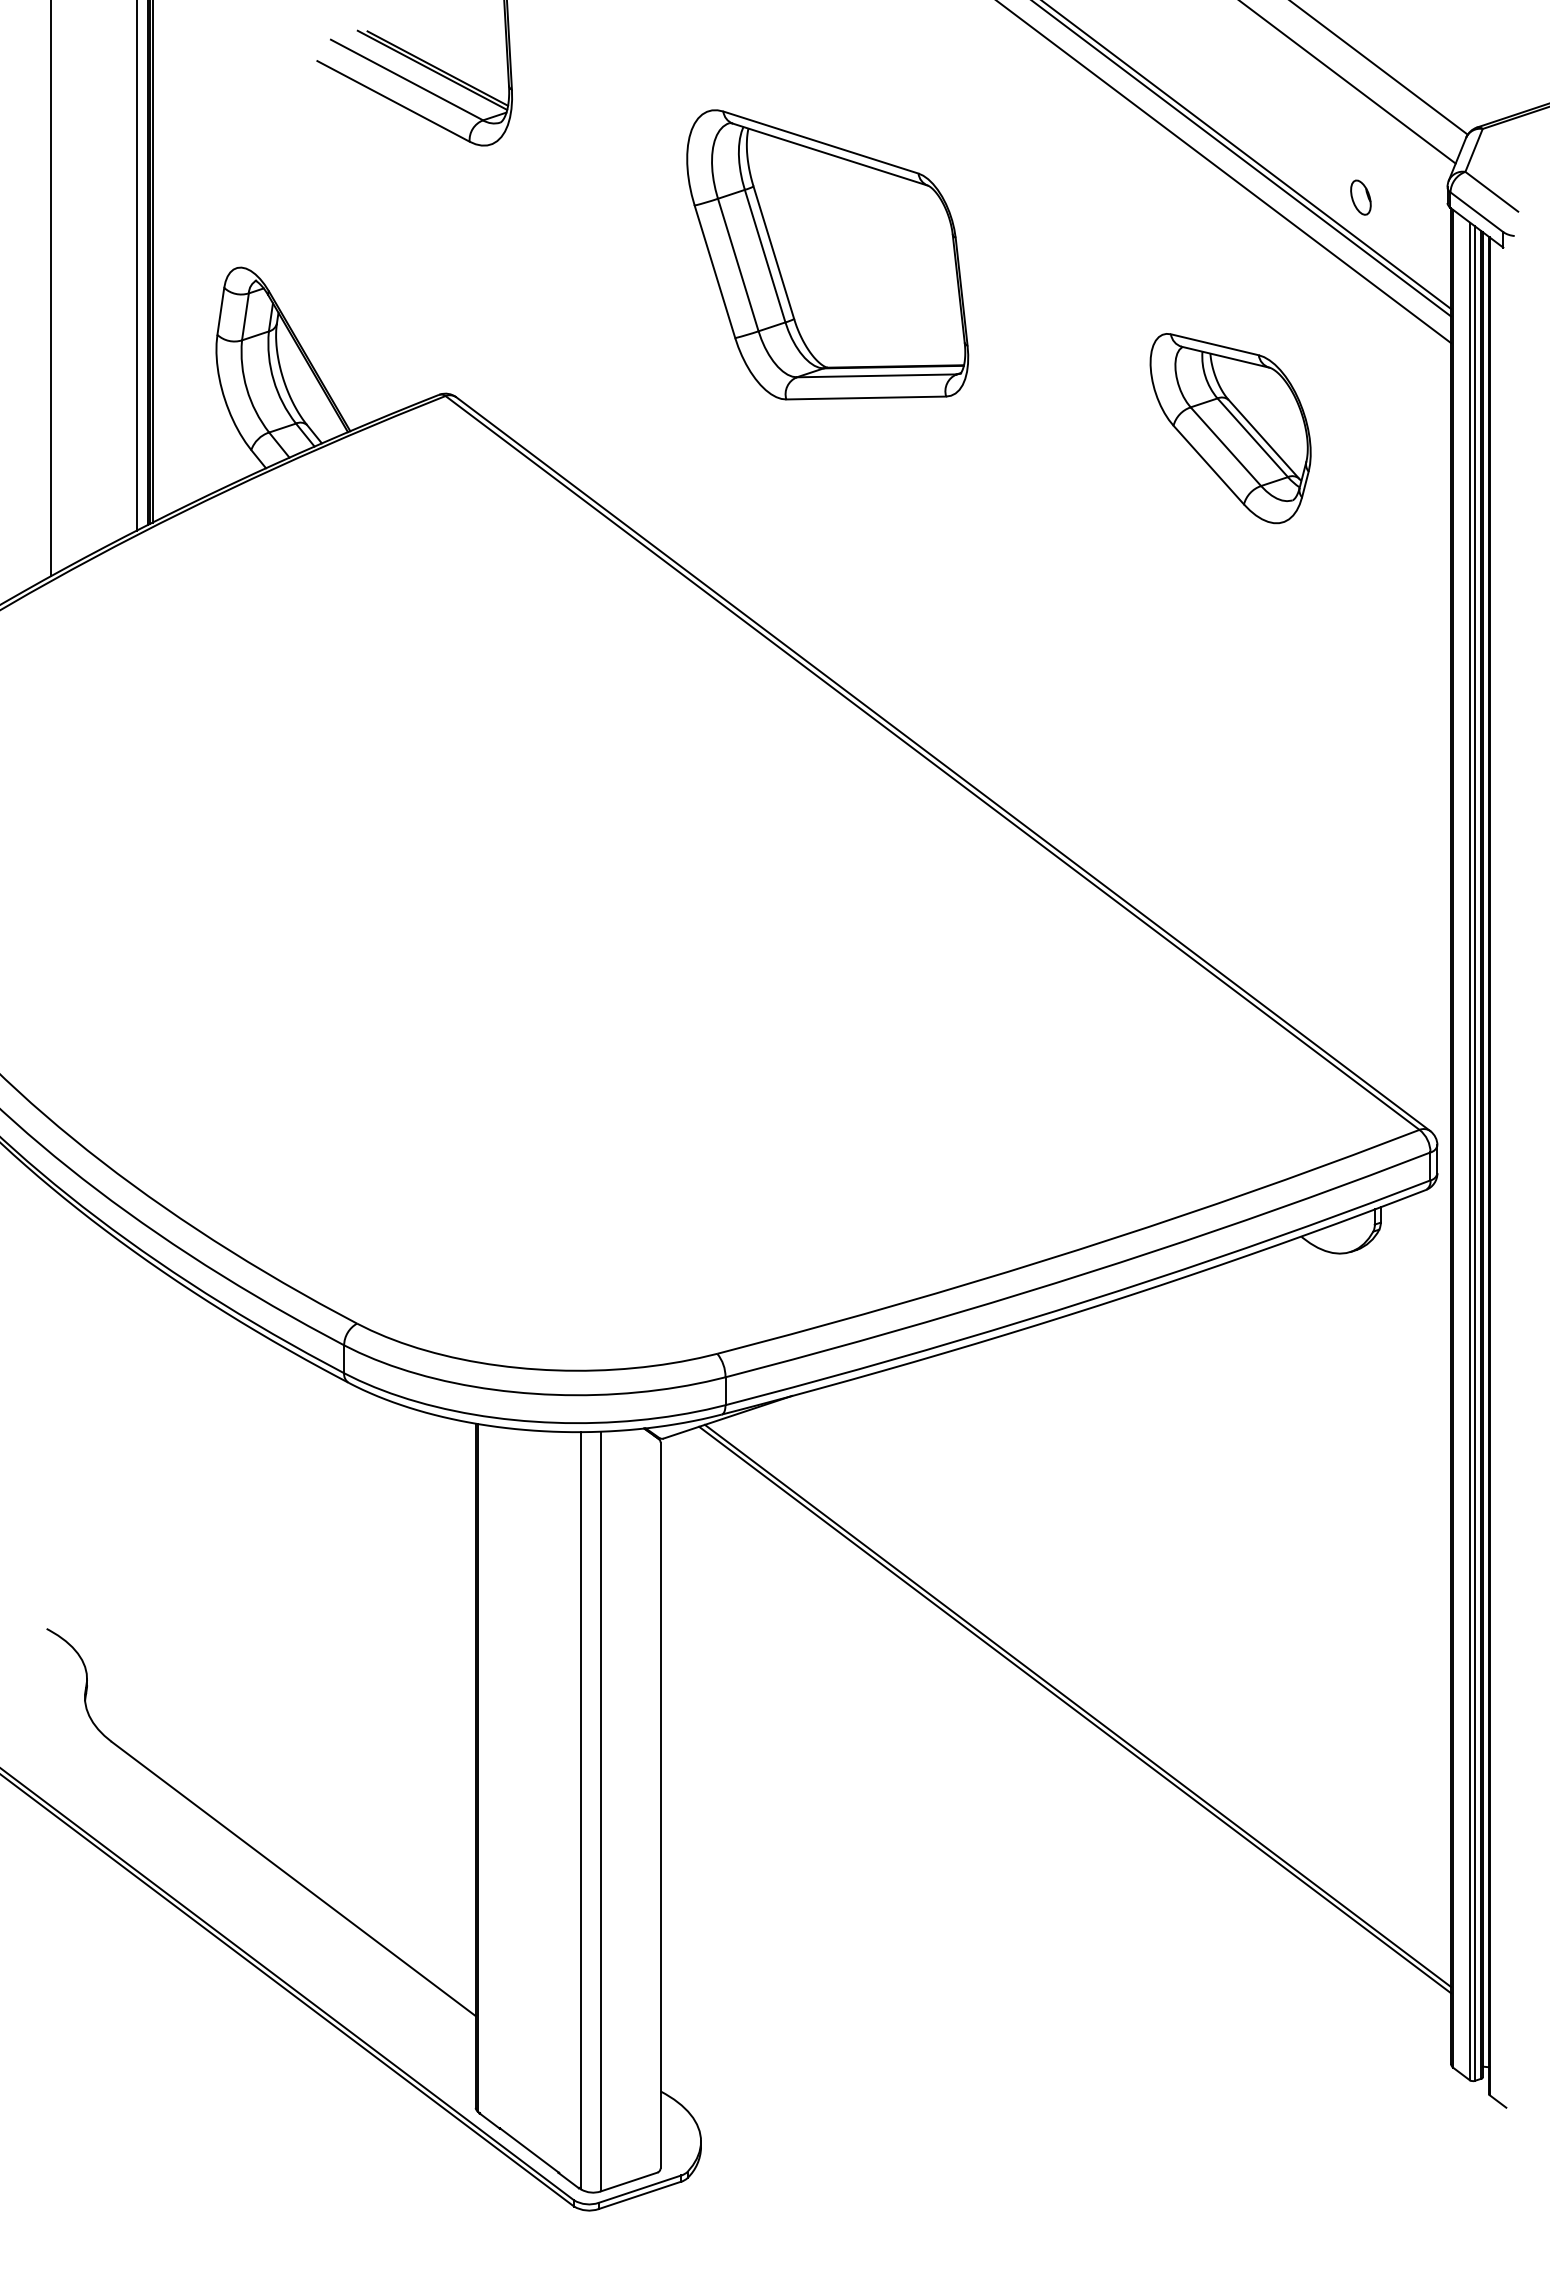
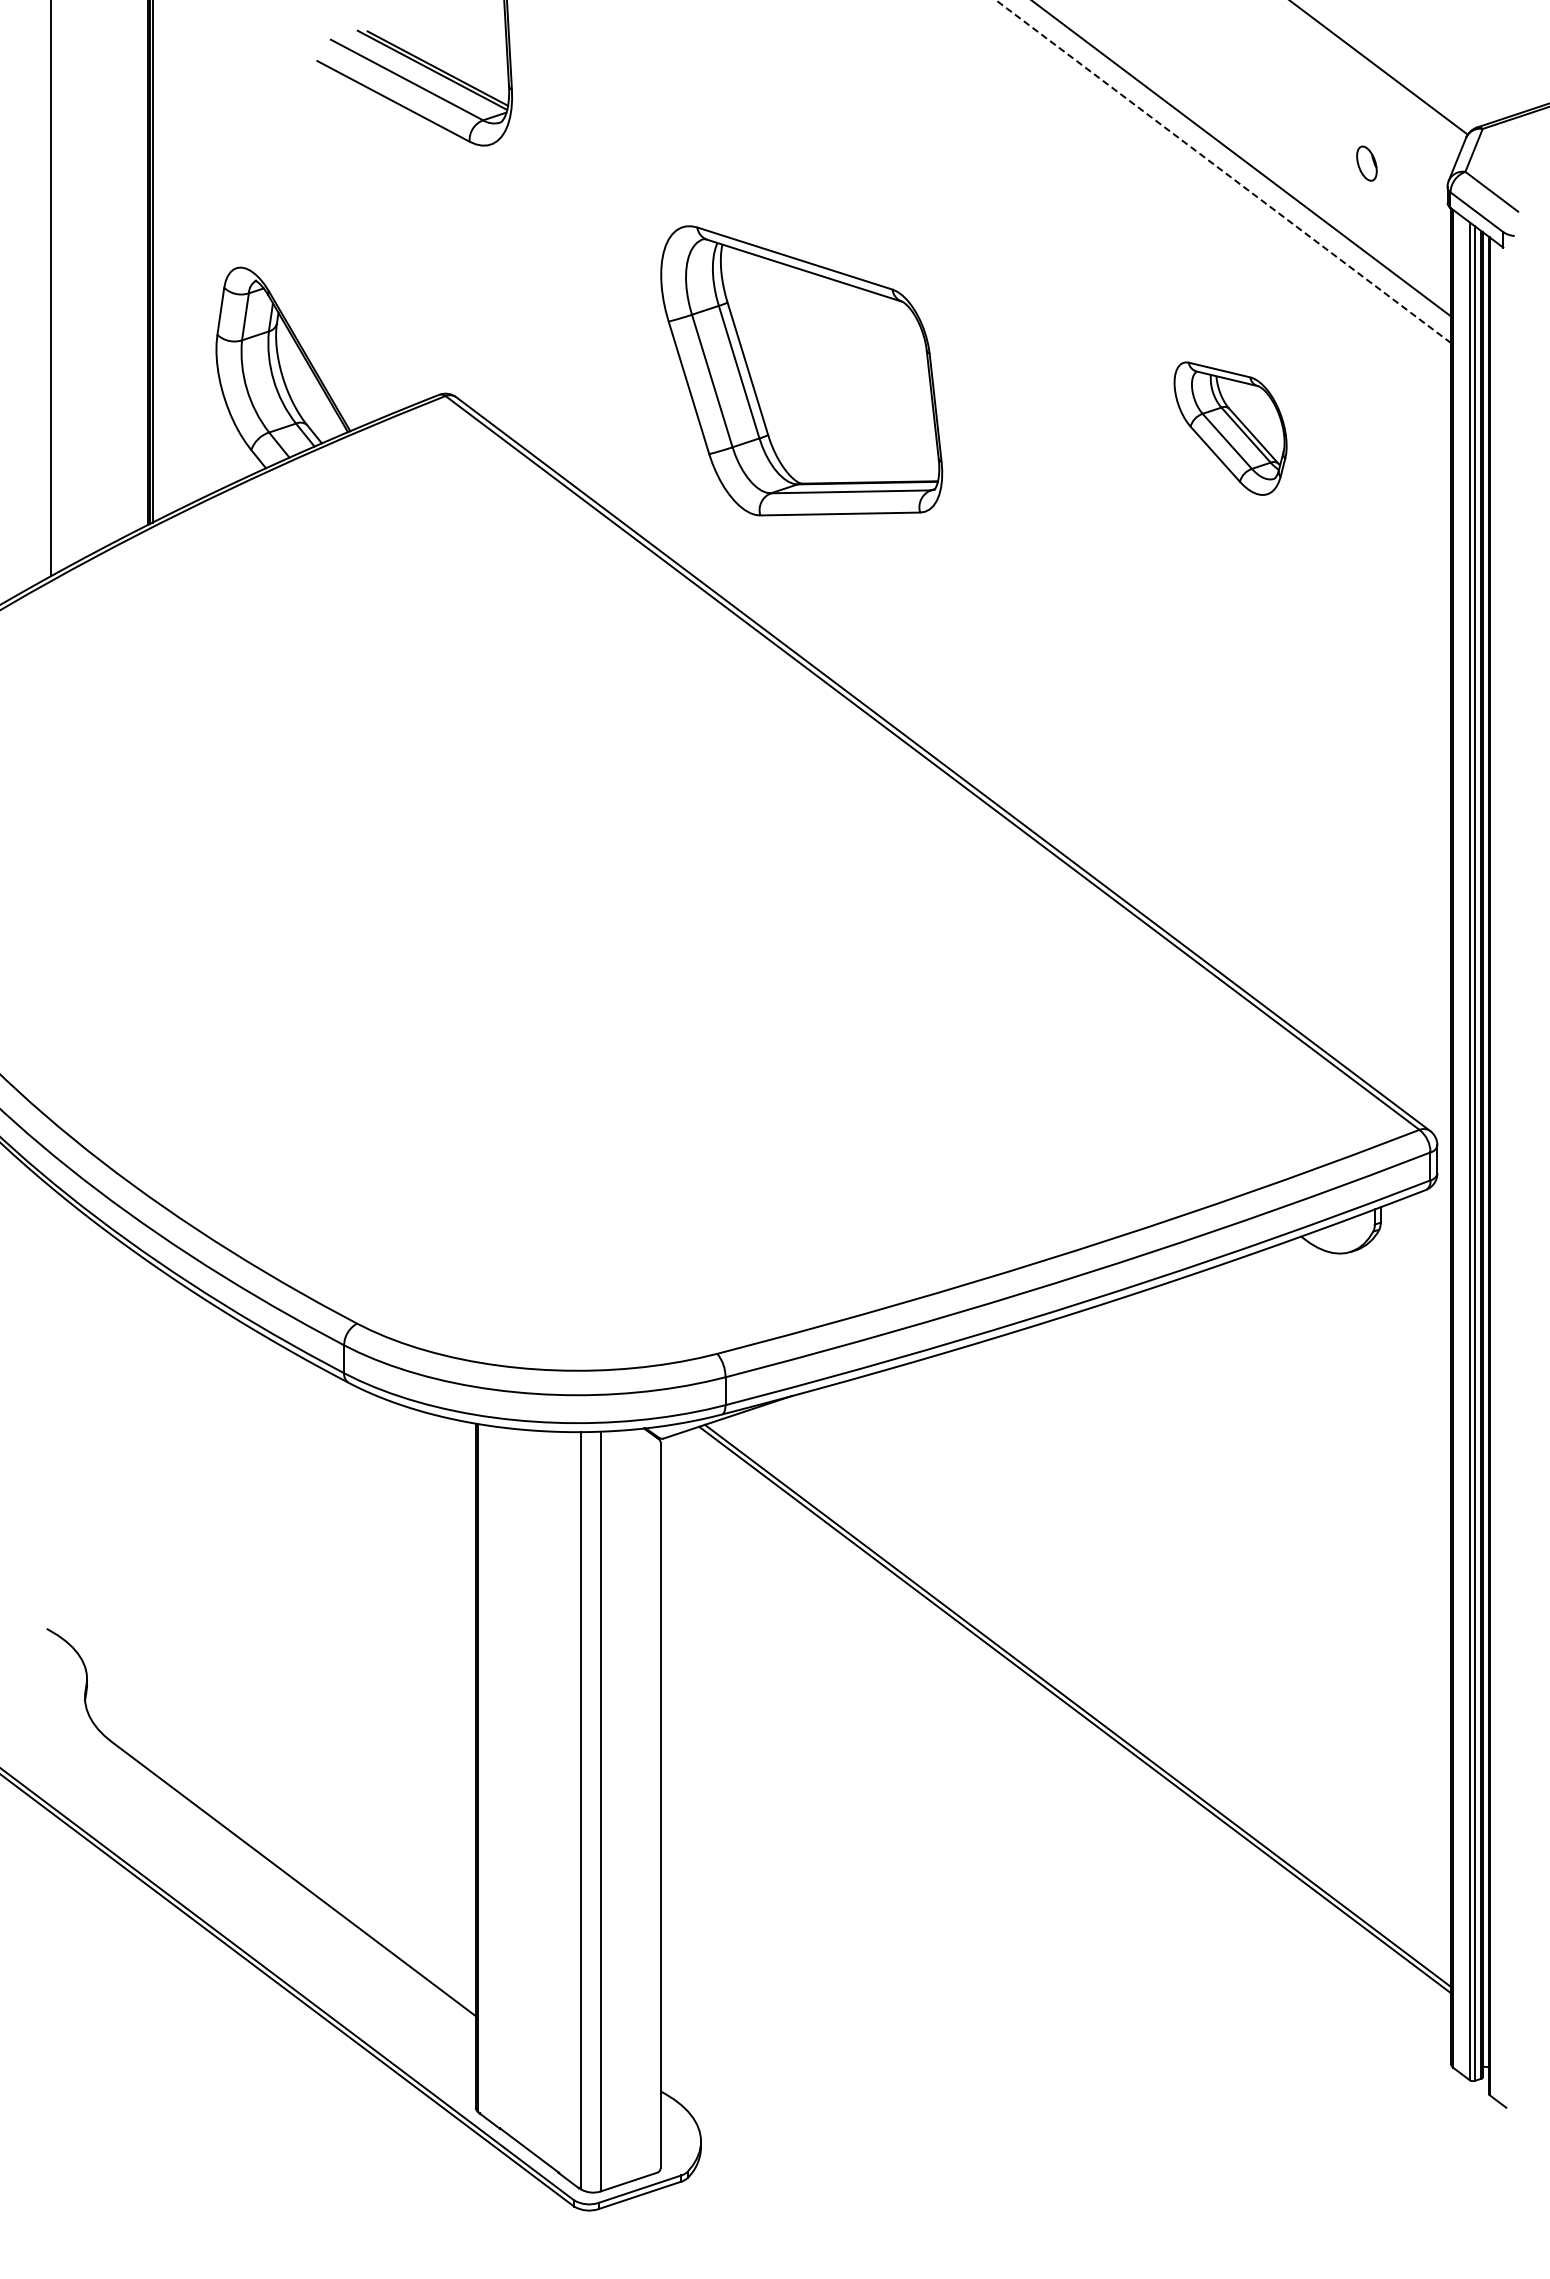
line: present -> none (1348, 82)
line: present -> none (1247, 155)
line: solid -> dashed (1223, 171)
part position: (1360, 197) -> (1366, 163) (1366, 163)
part position: (827, 254) -> (801, 370) (801, 370)
line: present -> none (137, 266)
part size: 163x192 px -> 115x135 px (1230, 428)
